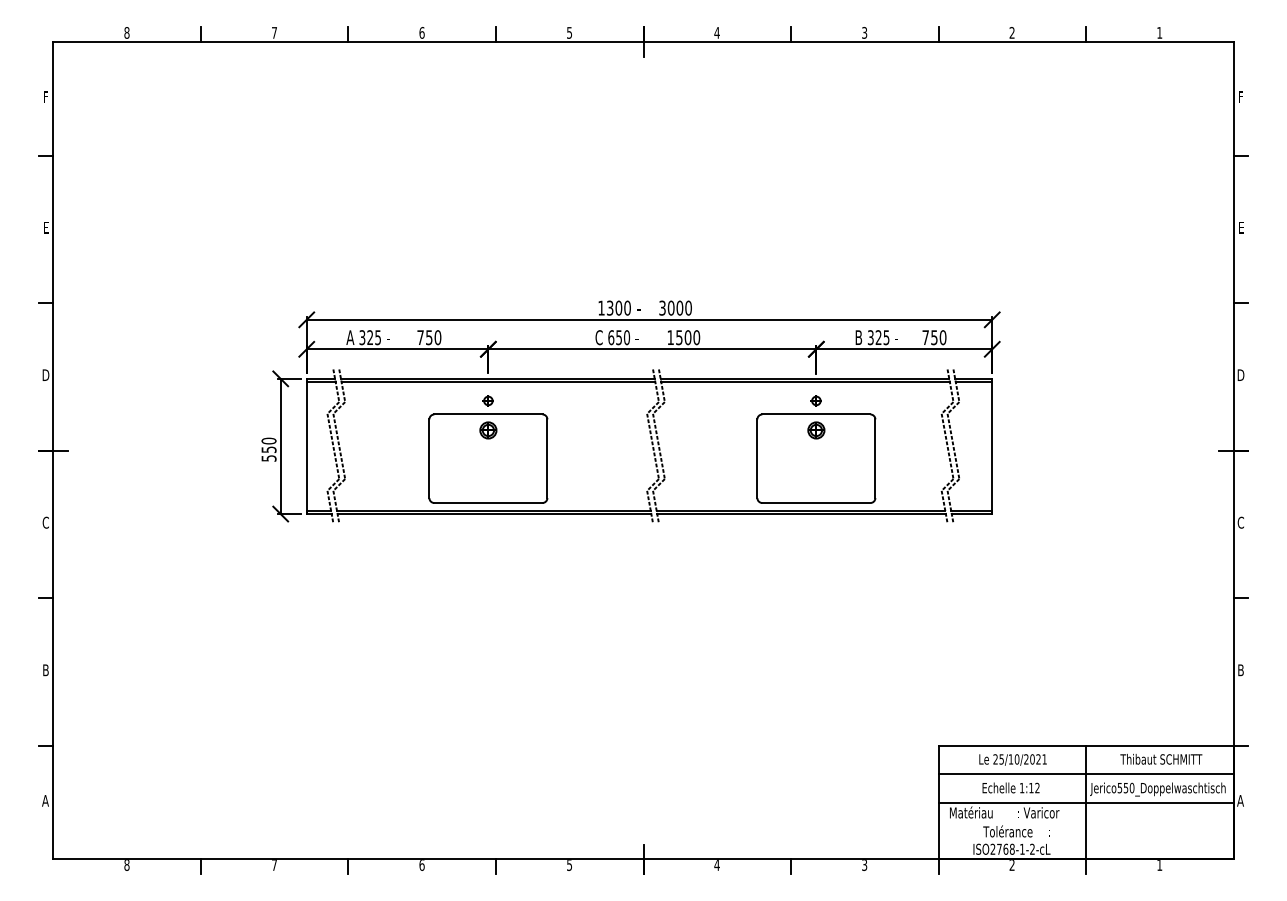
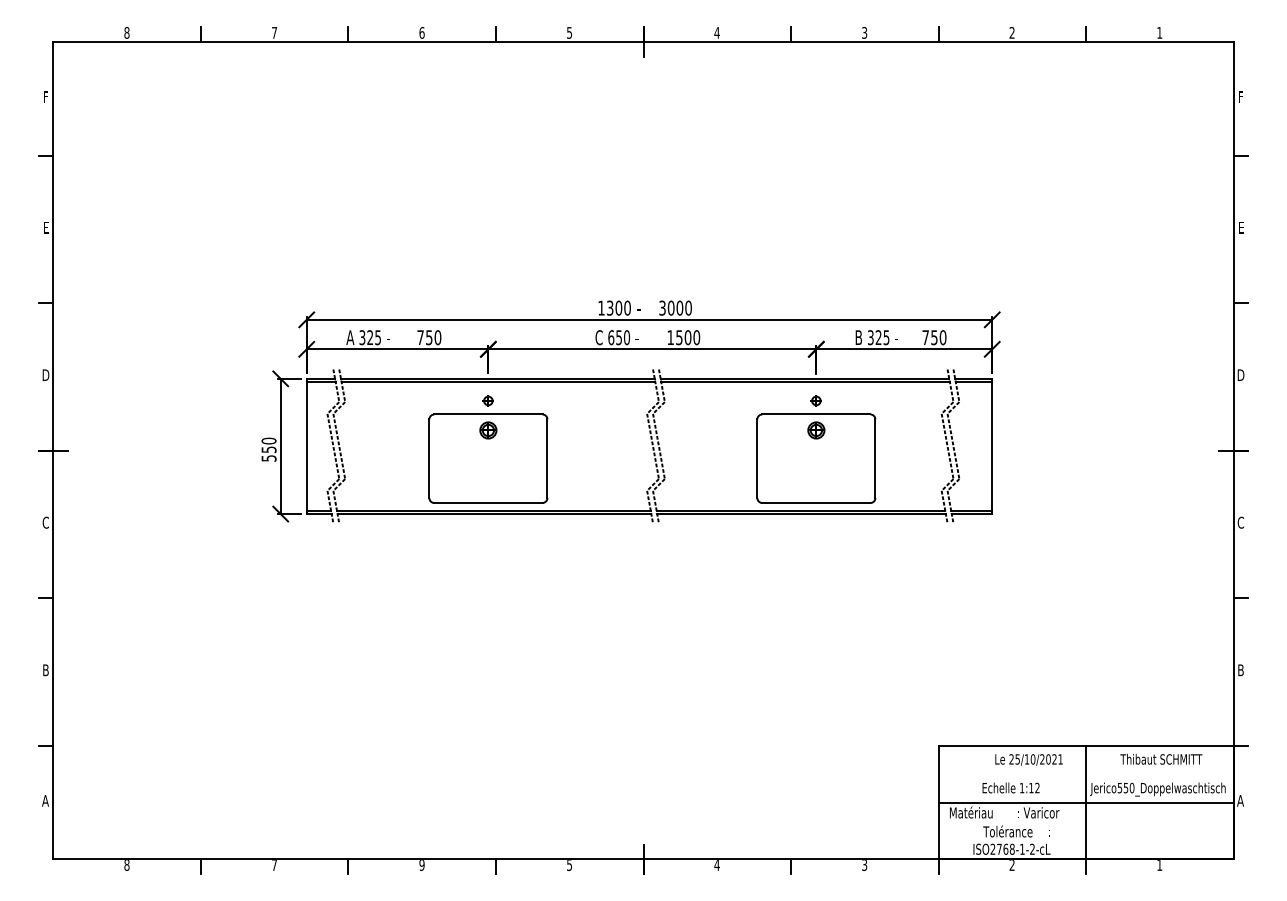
text position: (1012, 759) -> (1028, 759) (1028, 759)
line: present -> none (1085, 774)
text: 6 -> 9 (421, 865)
